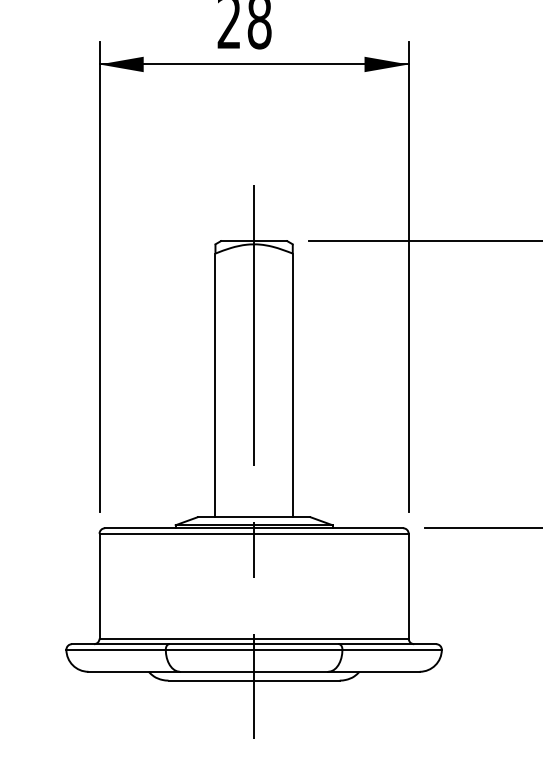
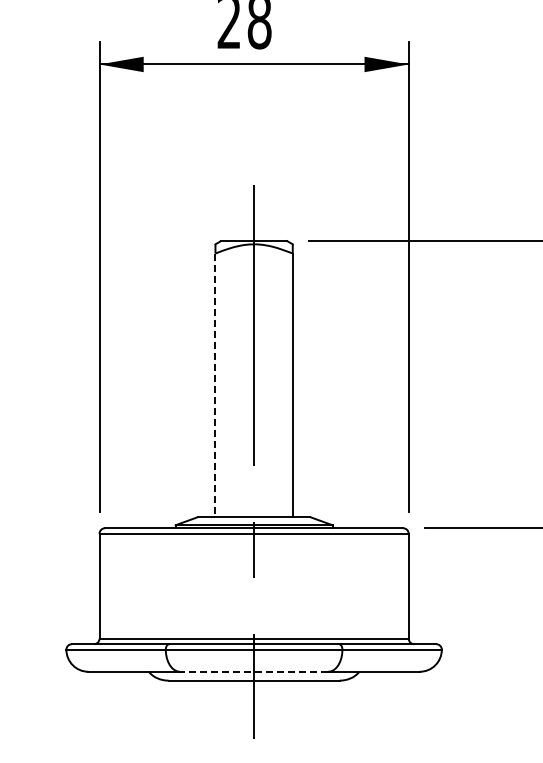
line: solid -> dashed (215, 385)
line: solid -> dashed (253, 671)
